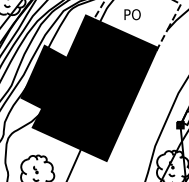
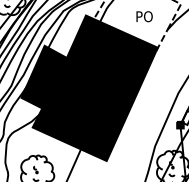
text position: (132, 14) -> (144, 16) (144, 16)
